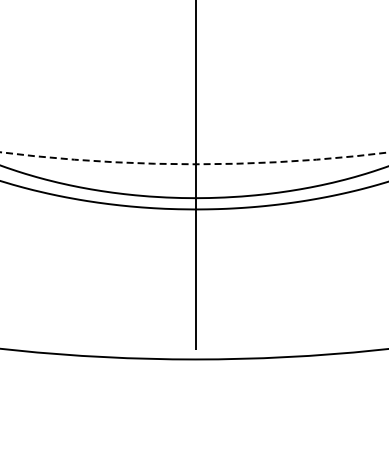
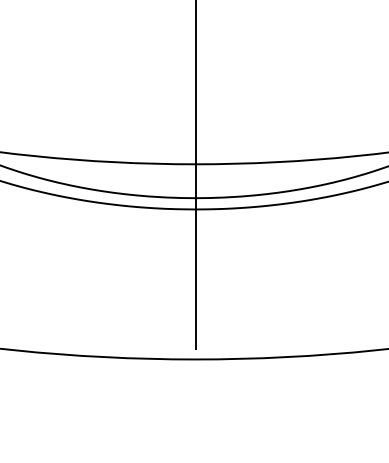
circle: dashed -> solid (194, 158)
